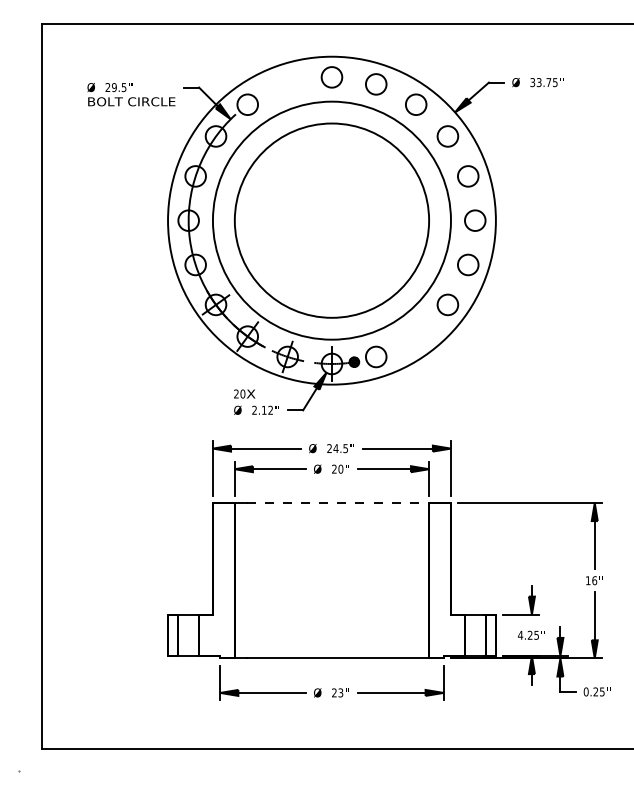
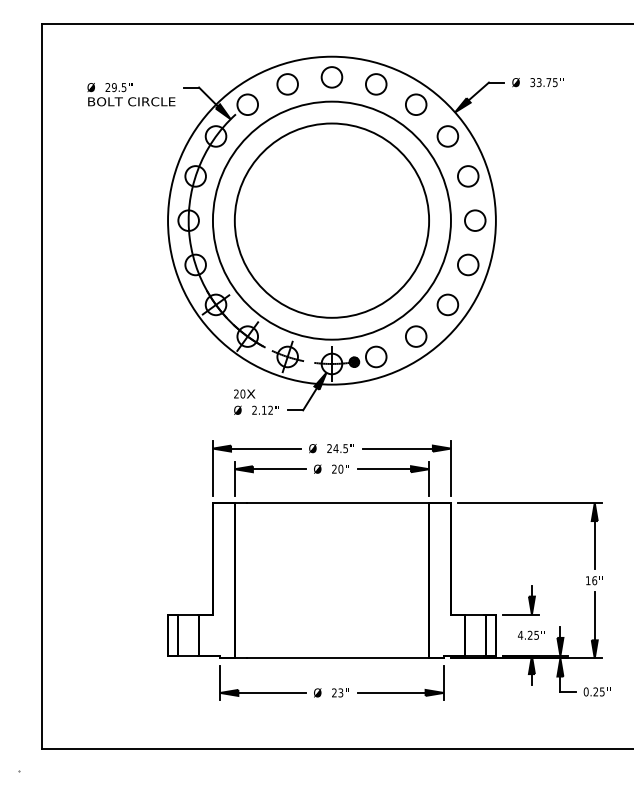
circle: none -> present (287, 84)
circle: none -> present (416, 336)
line: dashed -> solid (338, 502)
